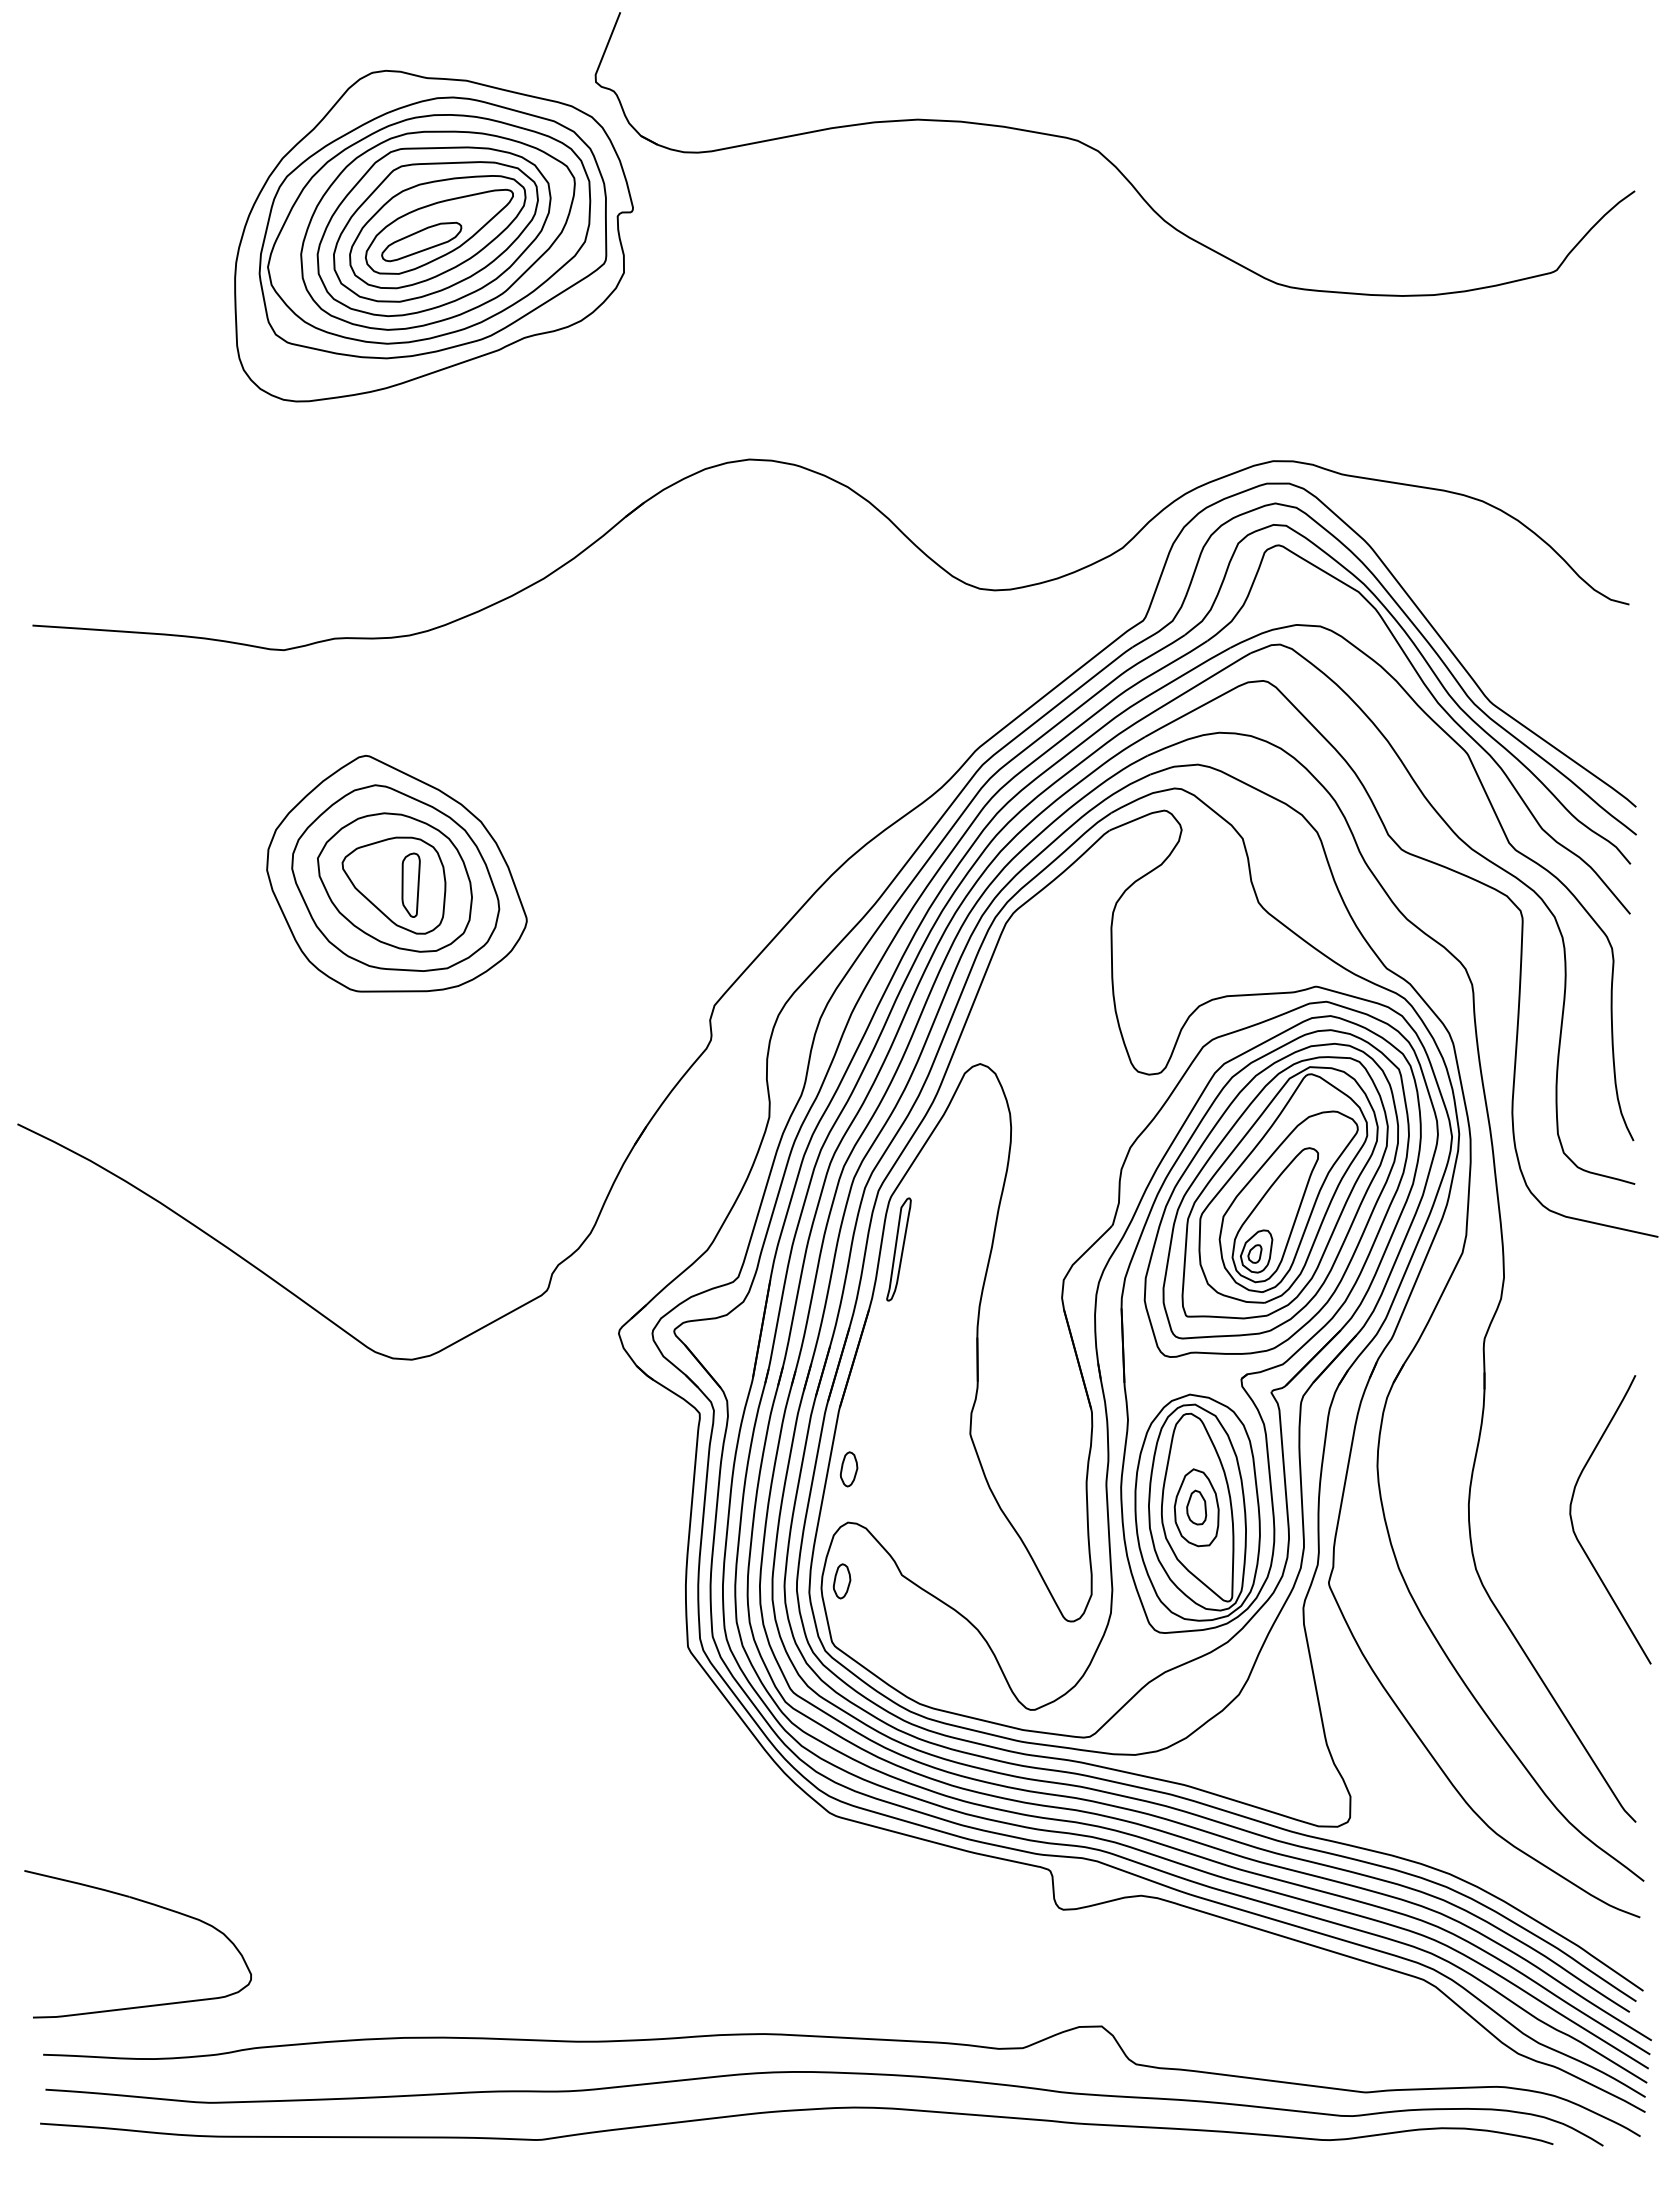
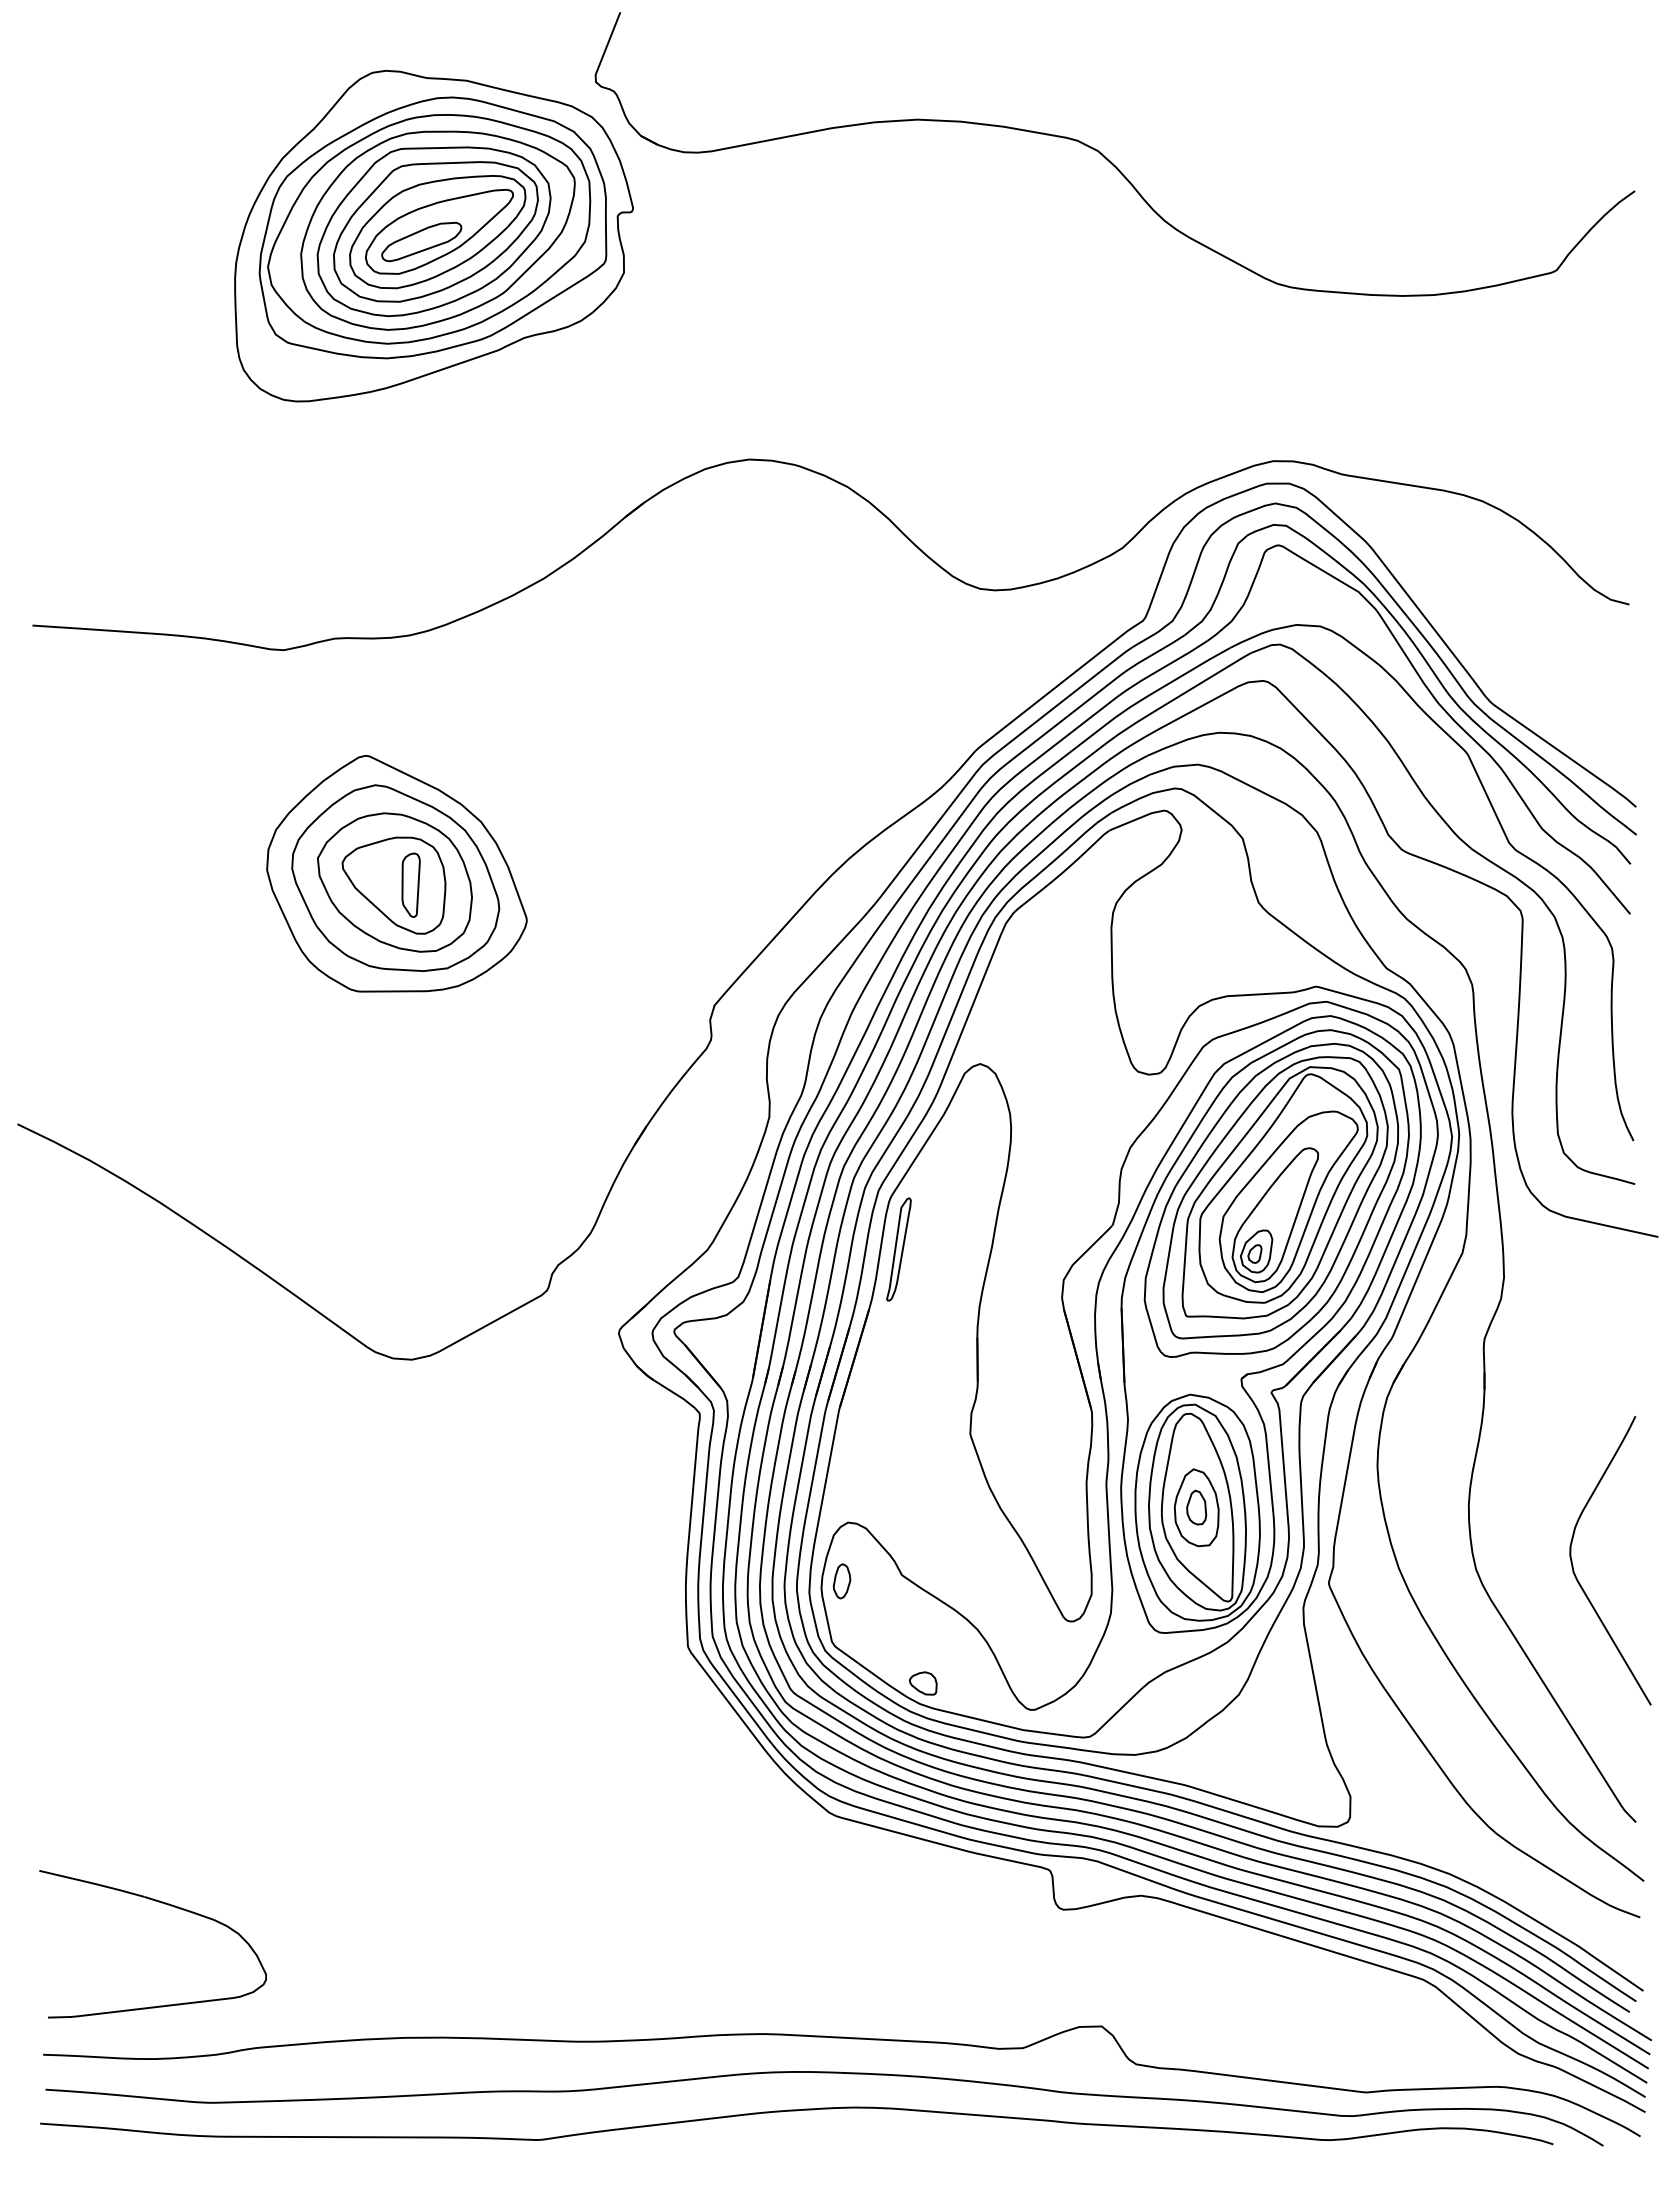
part: present -> none (848, 1469)
curve position: (1576, 1534) -> (1576, 1575) (1576, 1575)
part: none -> present (923, 1683)
part position: (149, 1904) -> (164, 1904) (164, 1904)
